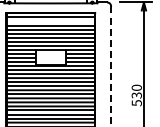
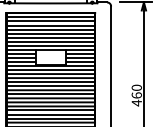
line: none -> present (50, 21)
line: dashed -> solid (111, 67)
text: 530 -> 460 (136, 99)
